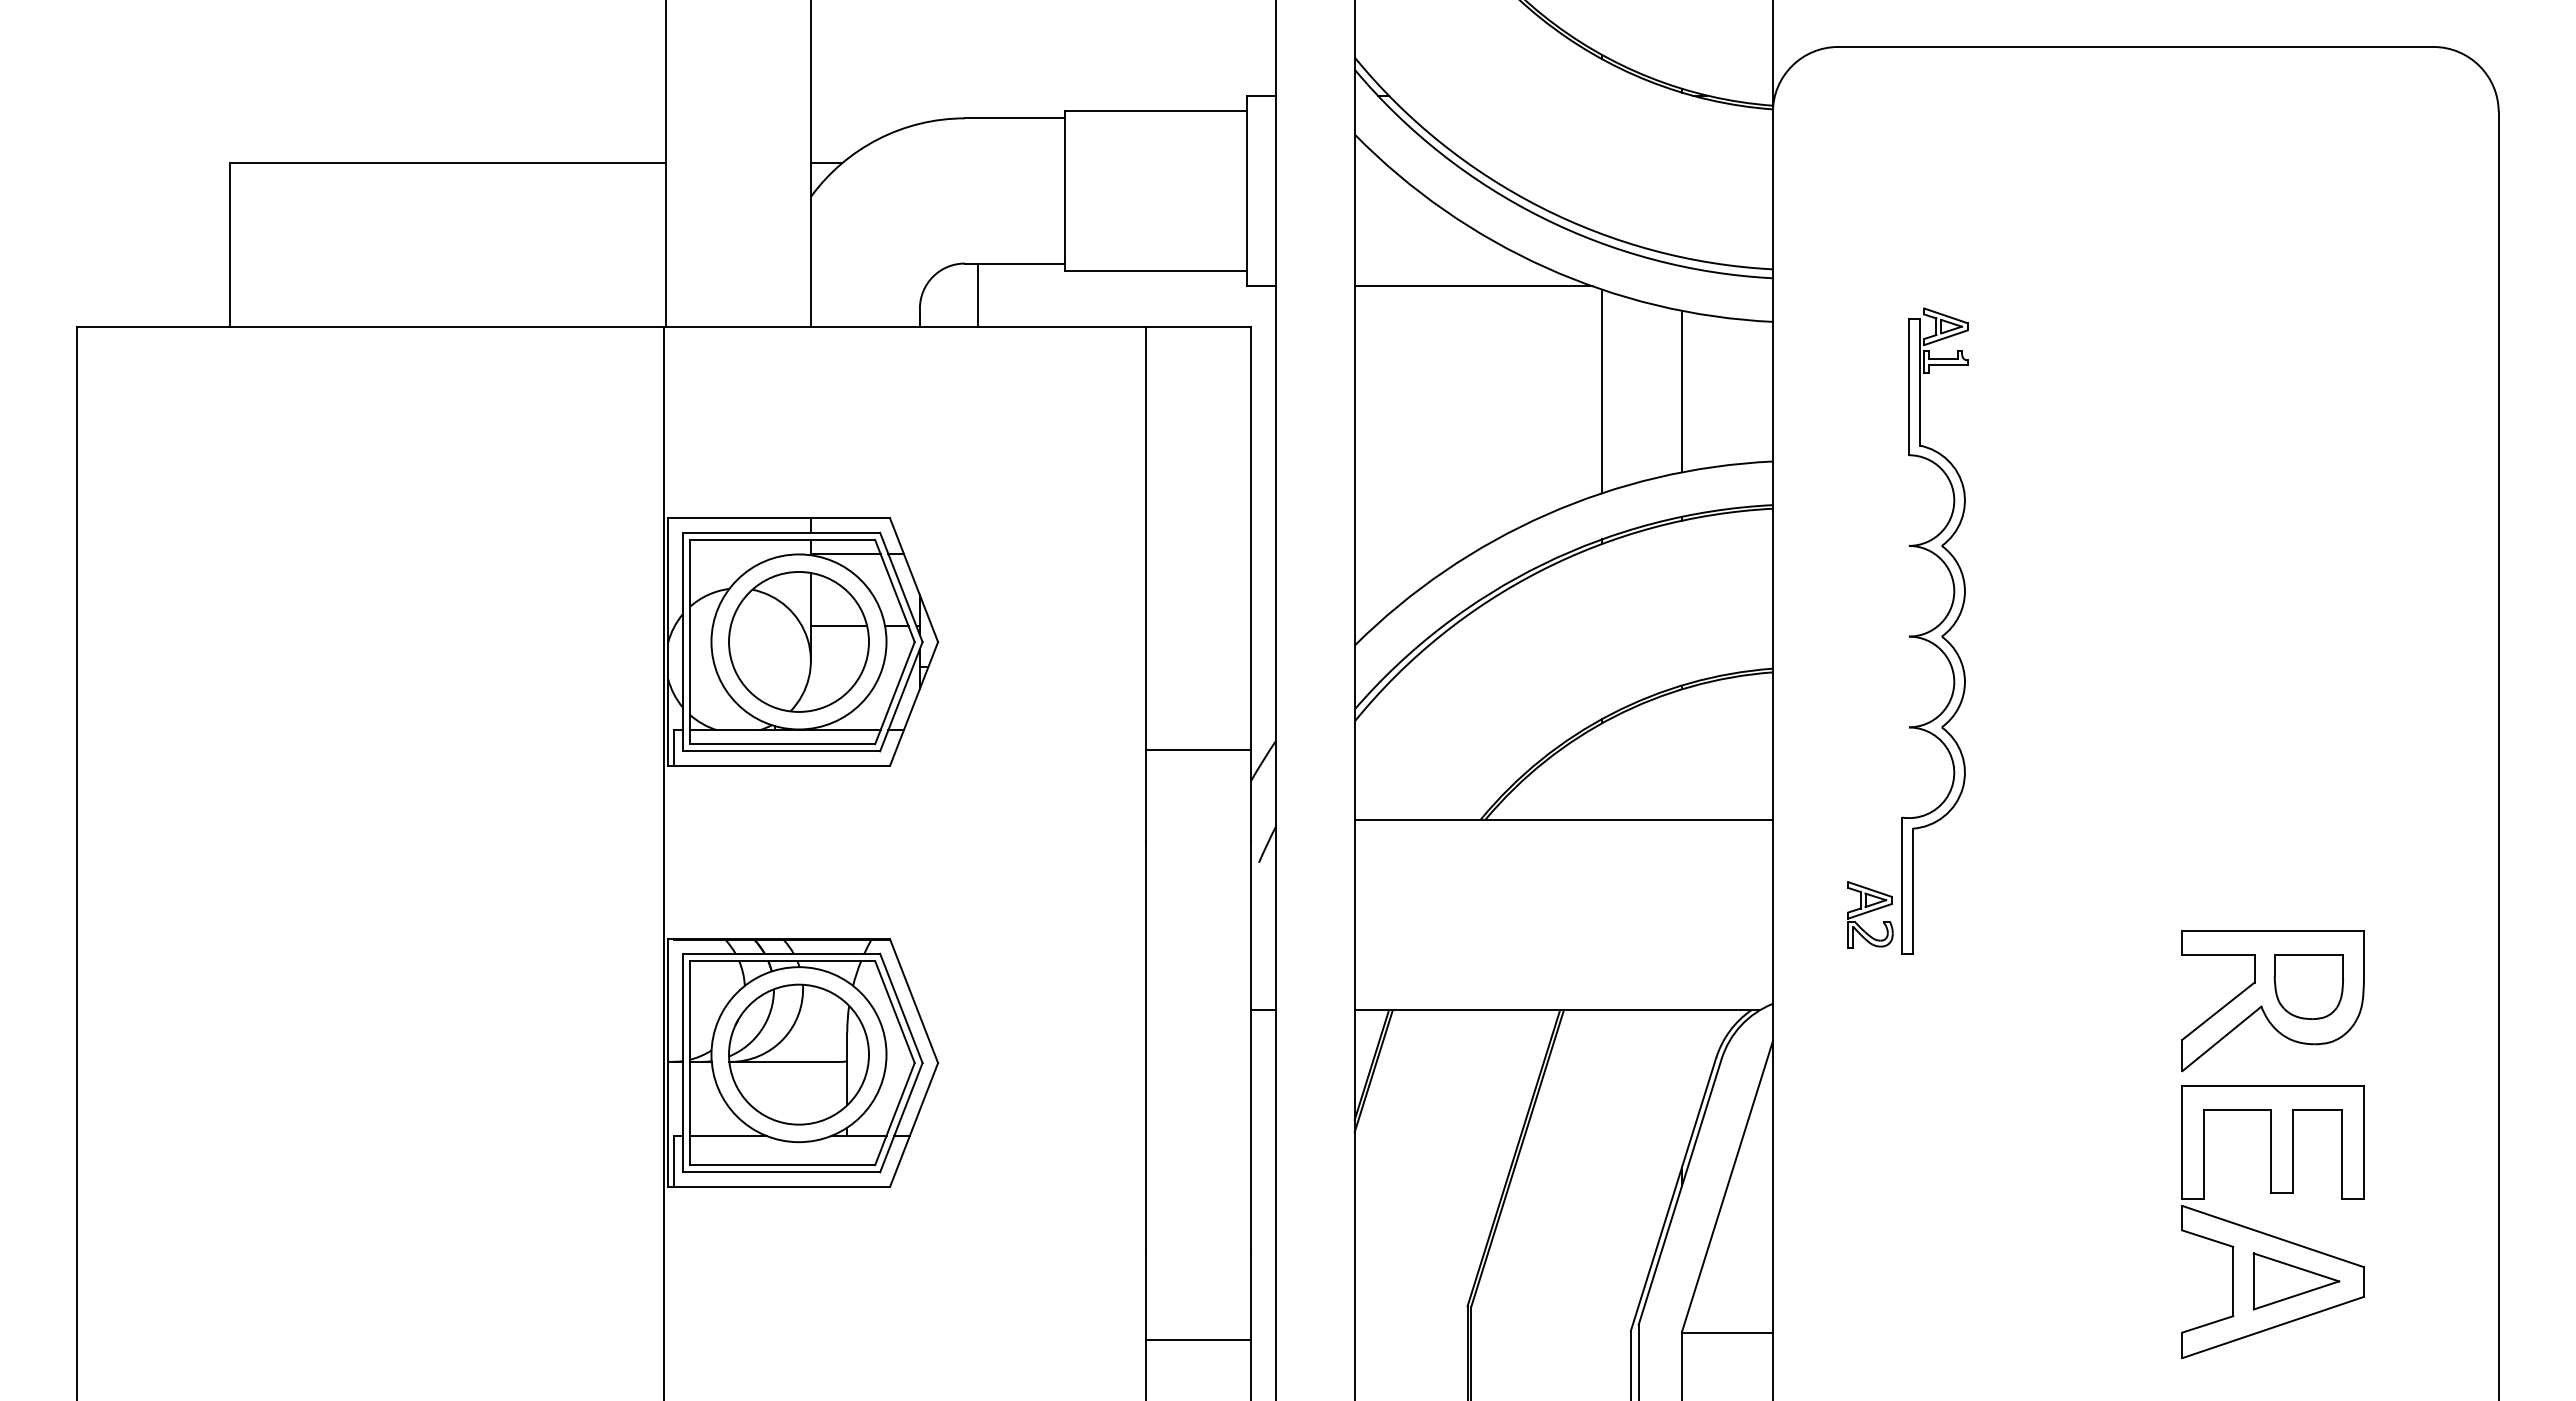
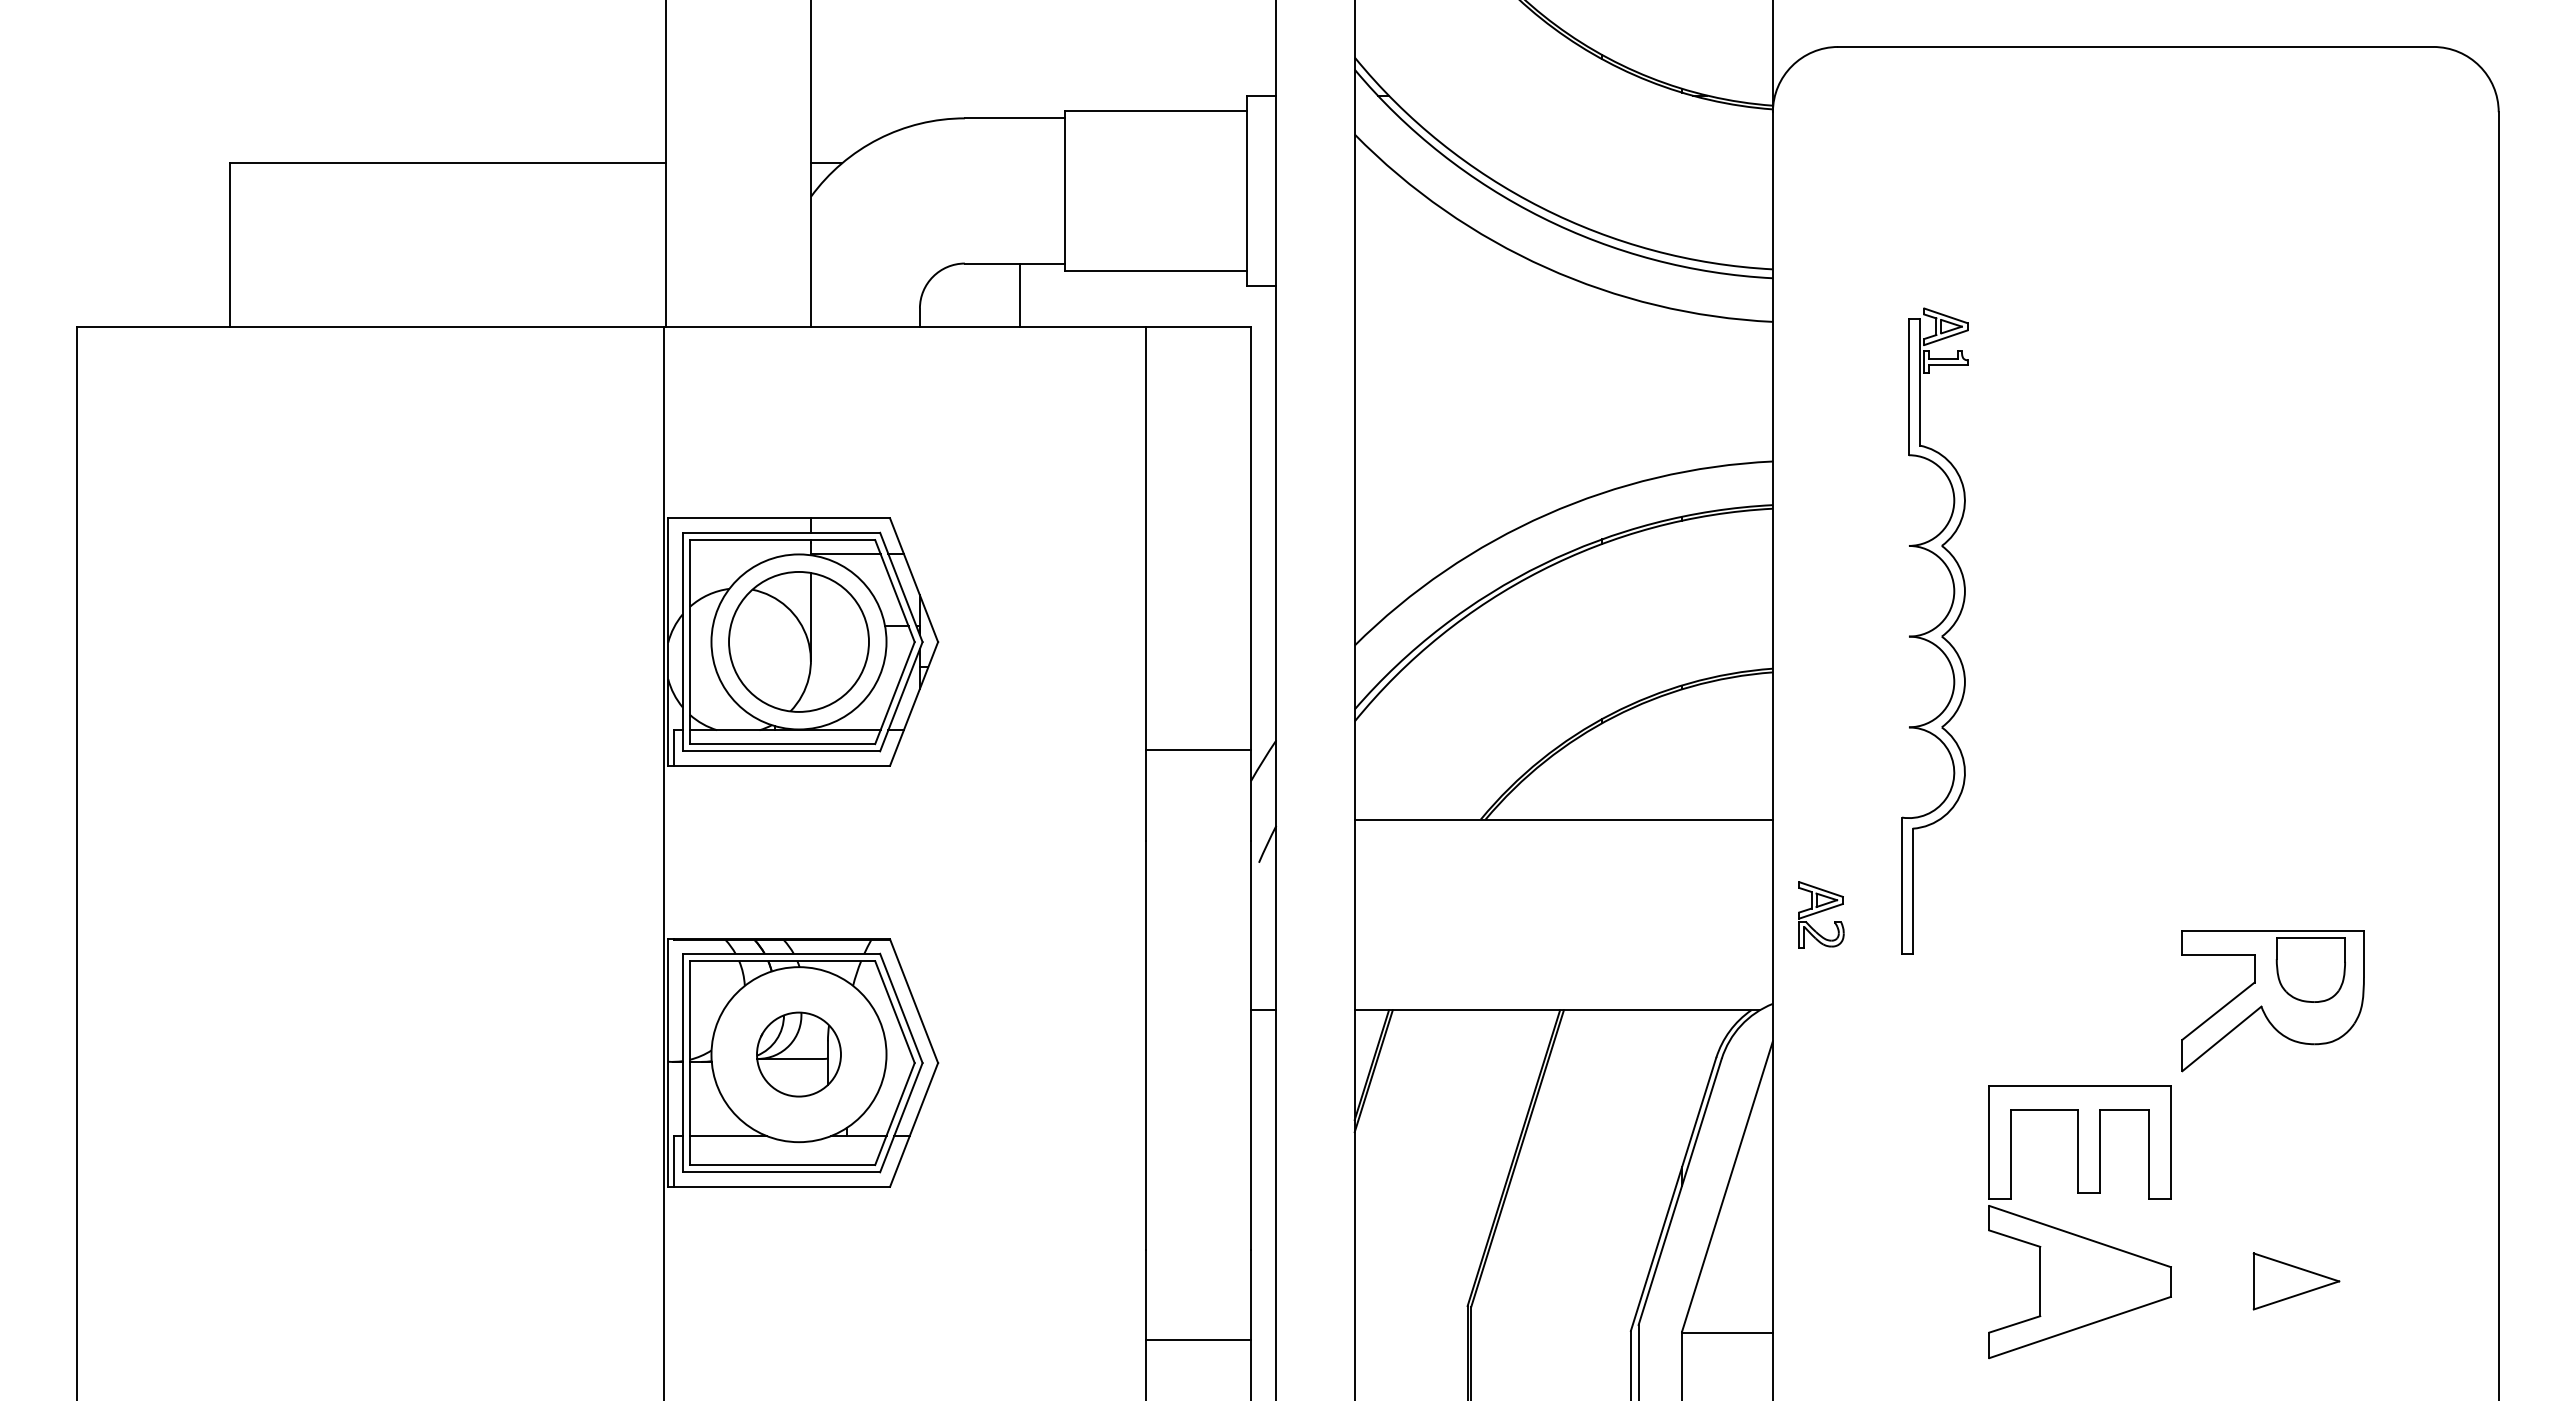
line: present -> none (1473, 286)
line position: (978, 295) -> (1020, 295) (1020, 295)
line: present -> none (1602, 391)
line: present -> none (1682, 391)
line: present -> none (838, 626)
part position: (1870, 914) -> (1821, 914) (1821, 914)
part position: (2308, 986) -> (2310, 969) (2310, 969)
part size: 142x143 px -> 86x87 px (798, 1054)
part position: (2267, 1233) -> (2074, 1233) (2074, 1233)
